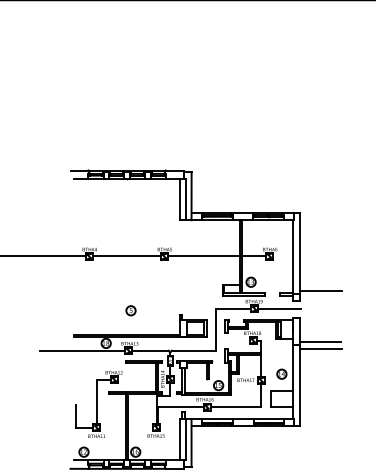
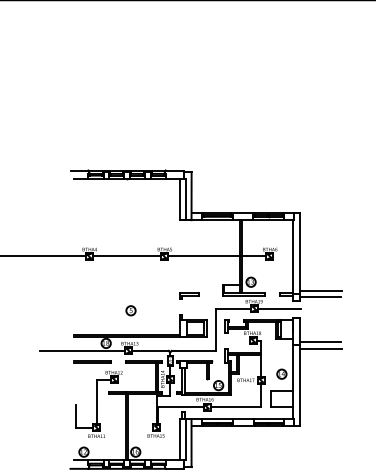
part: none -> present (189, 295)
line: none -> present (320, 297)
line: none -> present (92, 361)
